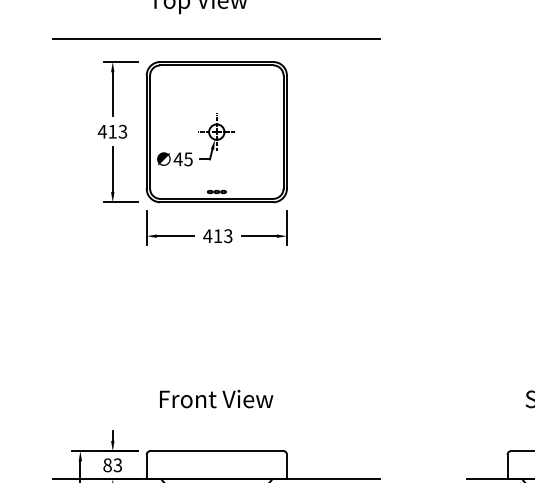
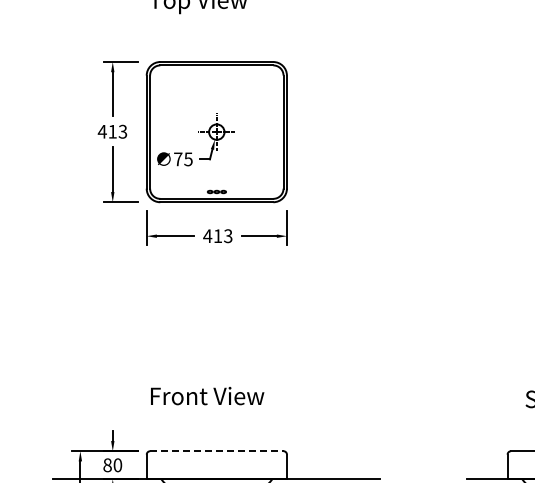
line: present -> none (216, 38)
text: 45 -> 75 (177, 159)
text position: (216, 399) -> (207, 396) (207, 396)
line: solid -> dashed (216, 451)
text: 83 -> 80 (117, 465)
